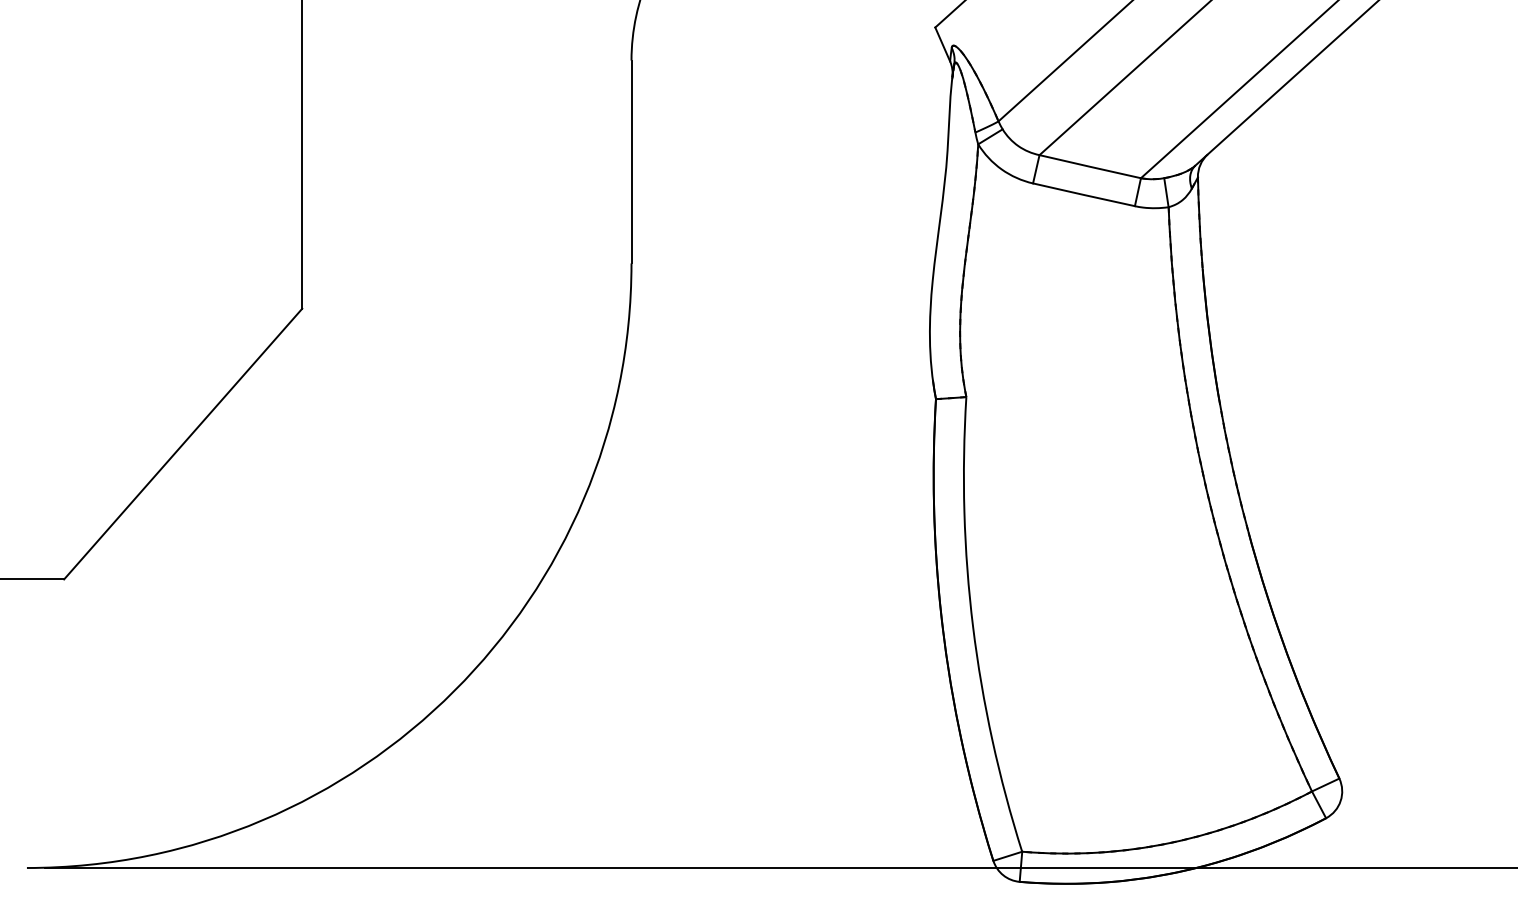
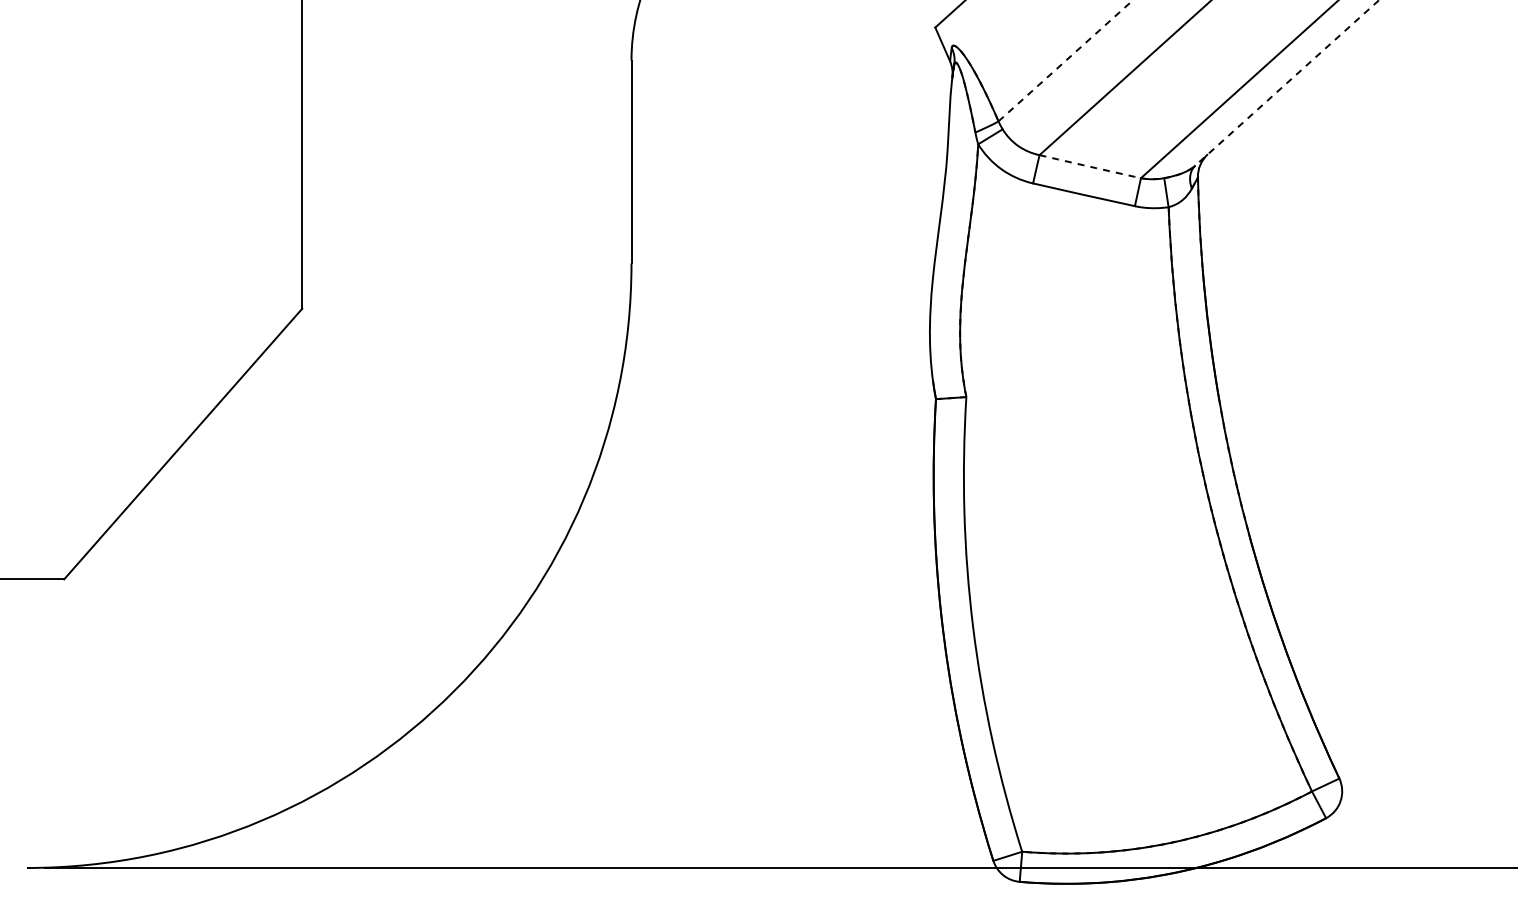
line: solid -> dashed (1066, 60)
line: solid -> dashed (1286, 83)
arc: solid -> dashed (1090, 166)
